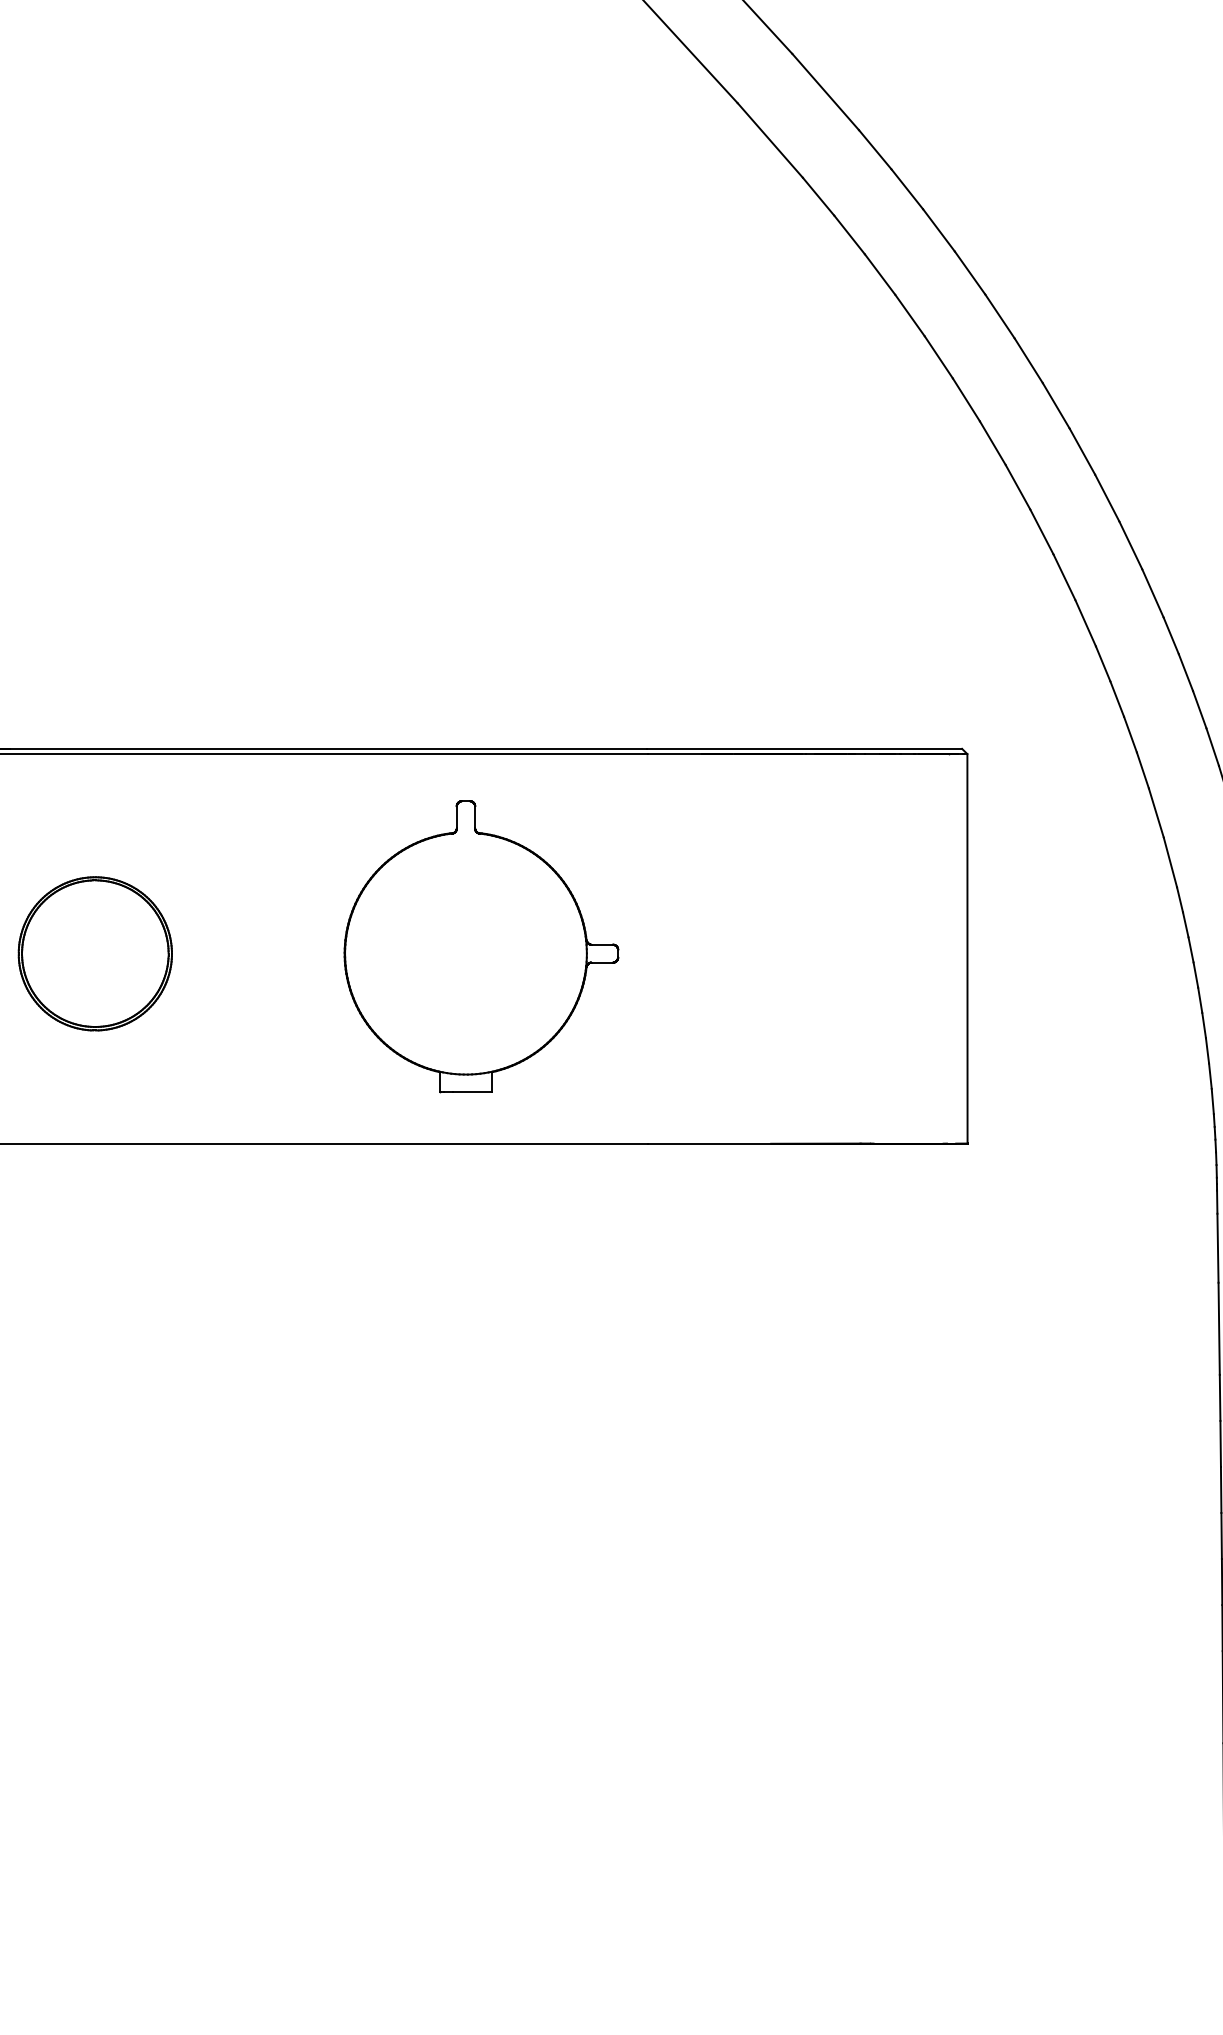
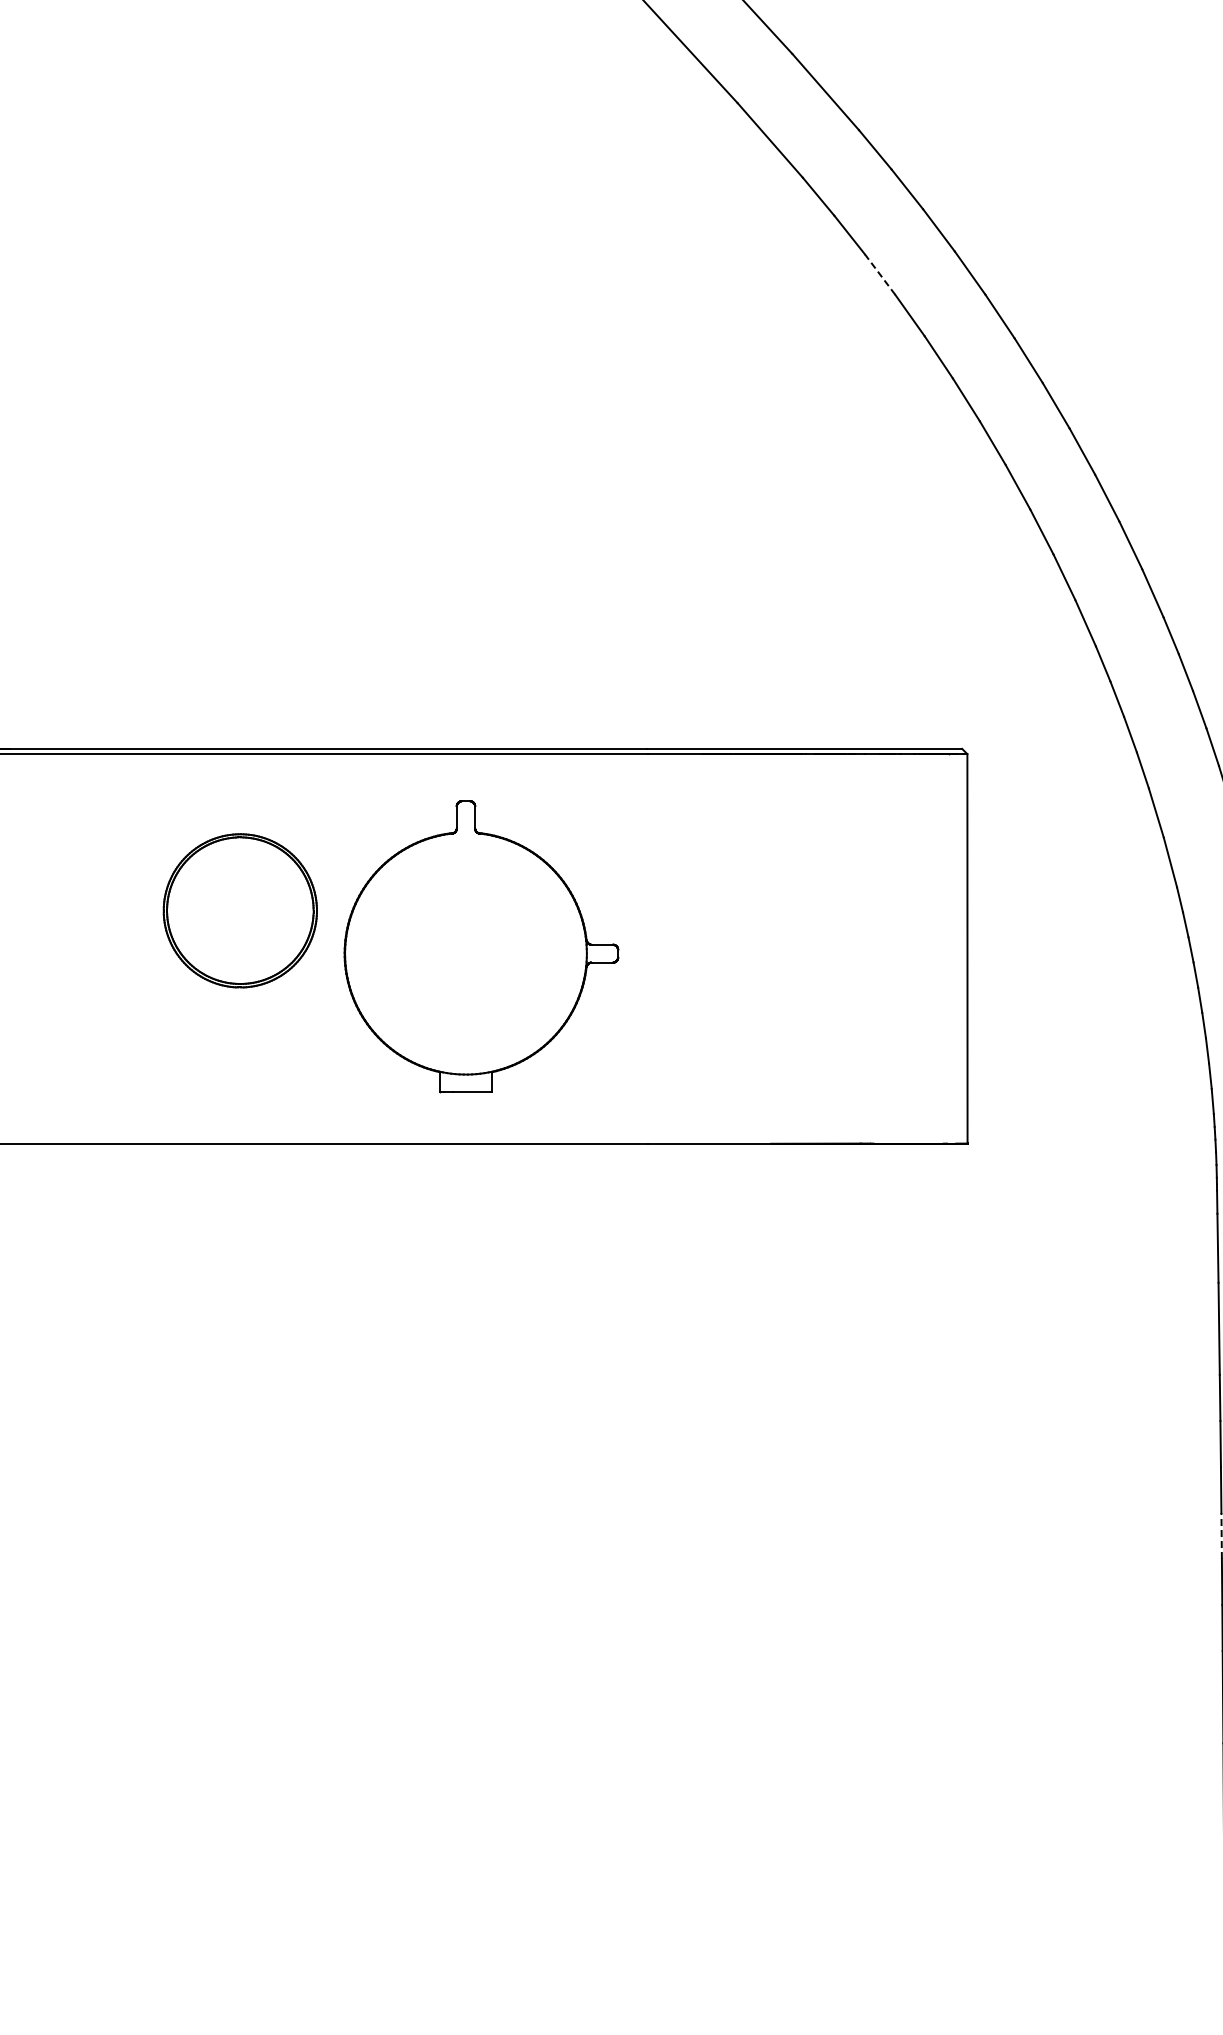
line: solid -> dashed (879, 274)
part position: (94, 953) -> (239, 910) (239, 910)
line: solid -> dashed (1221, 1535)
